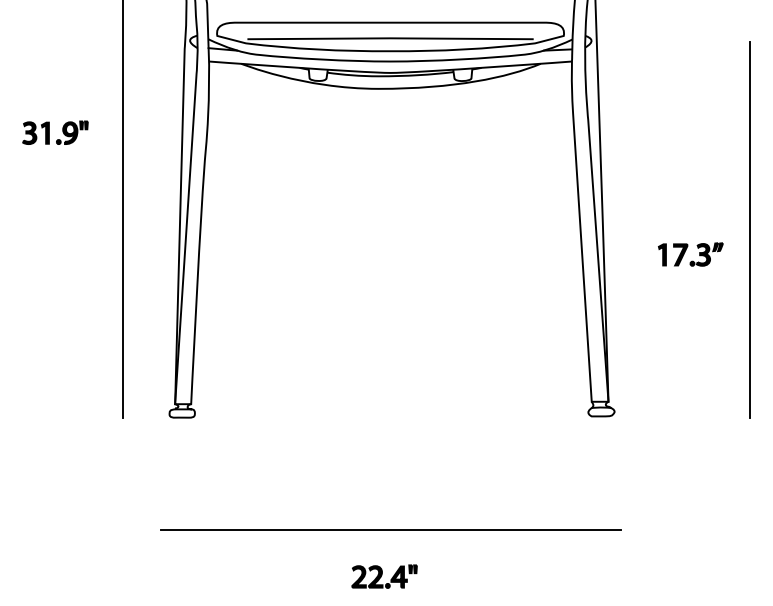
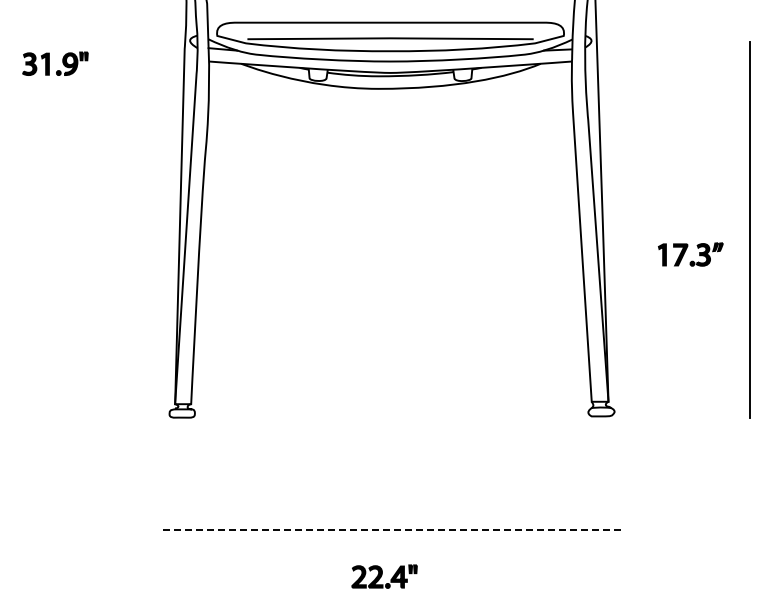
part position: (55, 132) -> (55, 63) (55, 63)
line: present -> none (123, 209)
line: solid -> dashed (391, 530)
